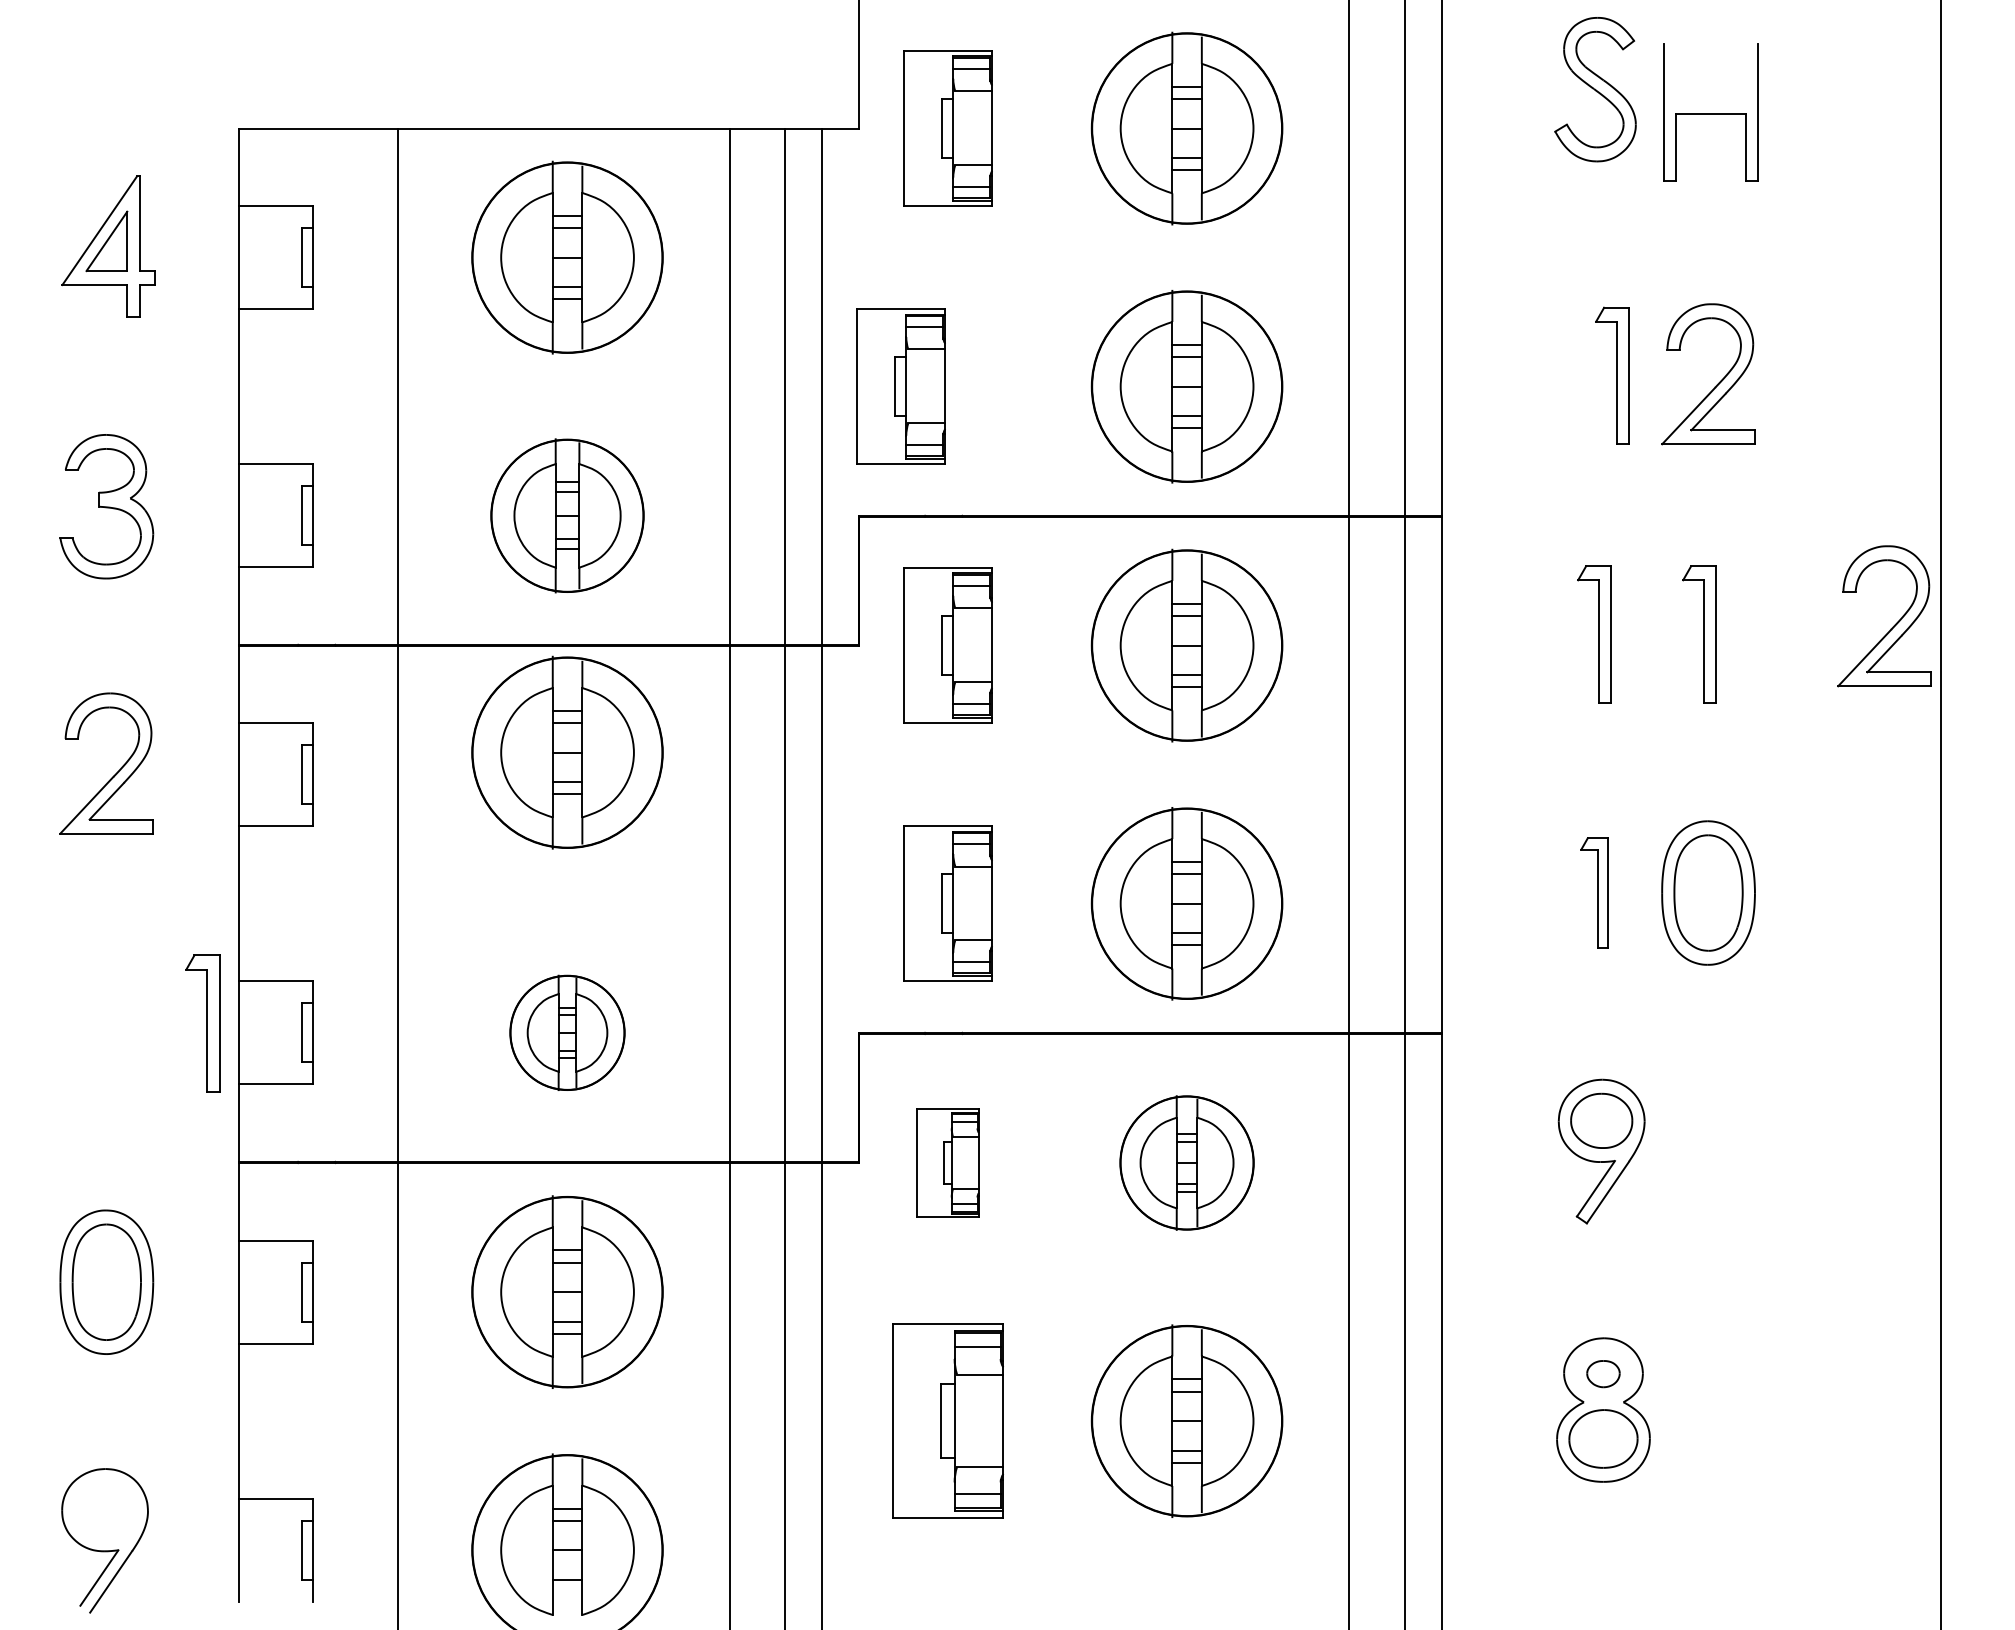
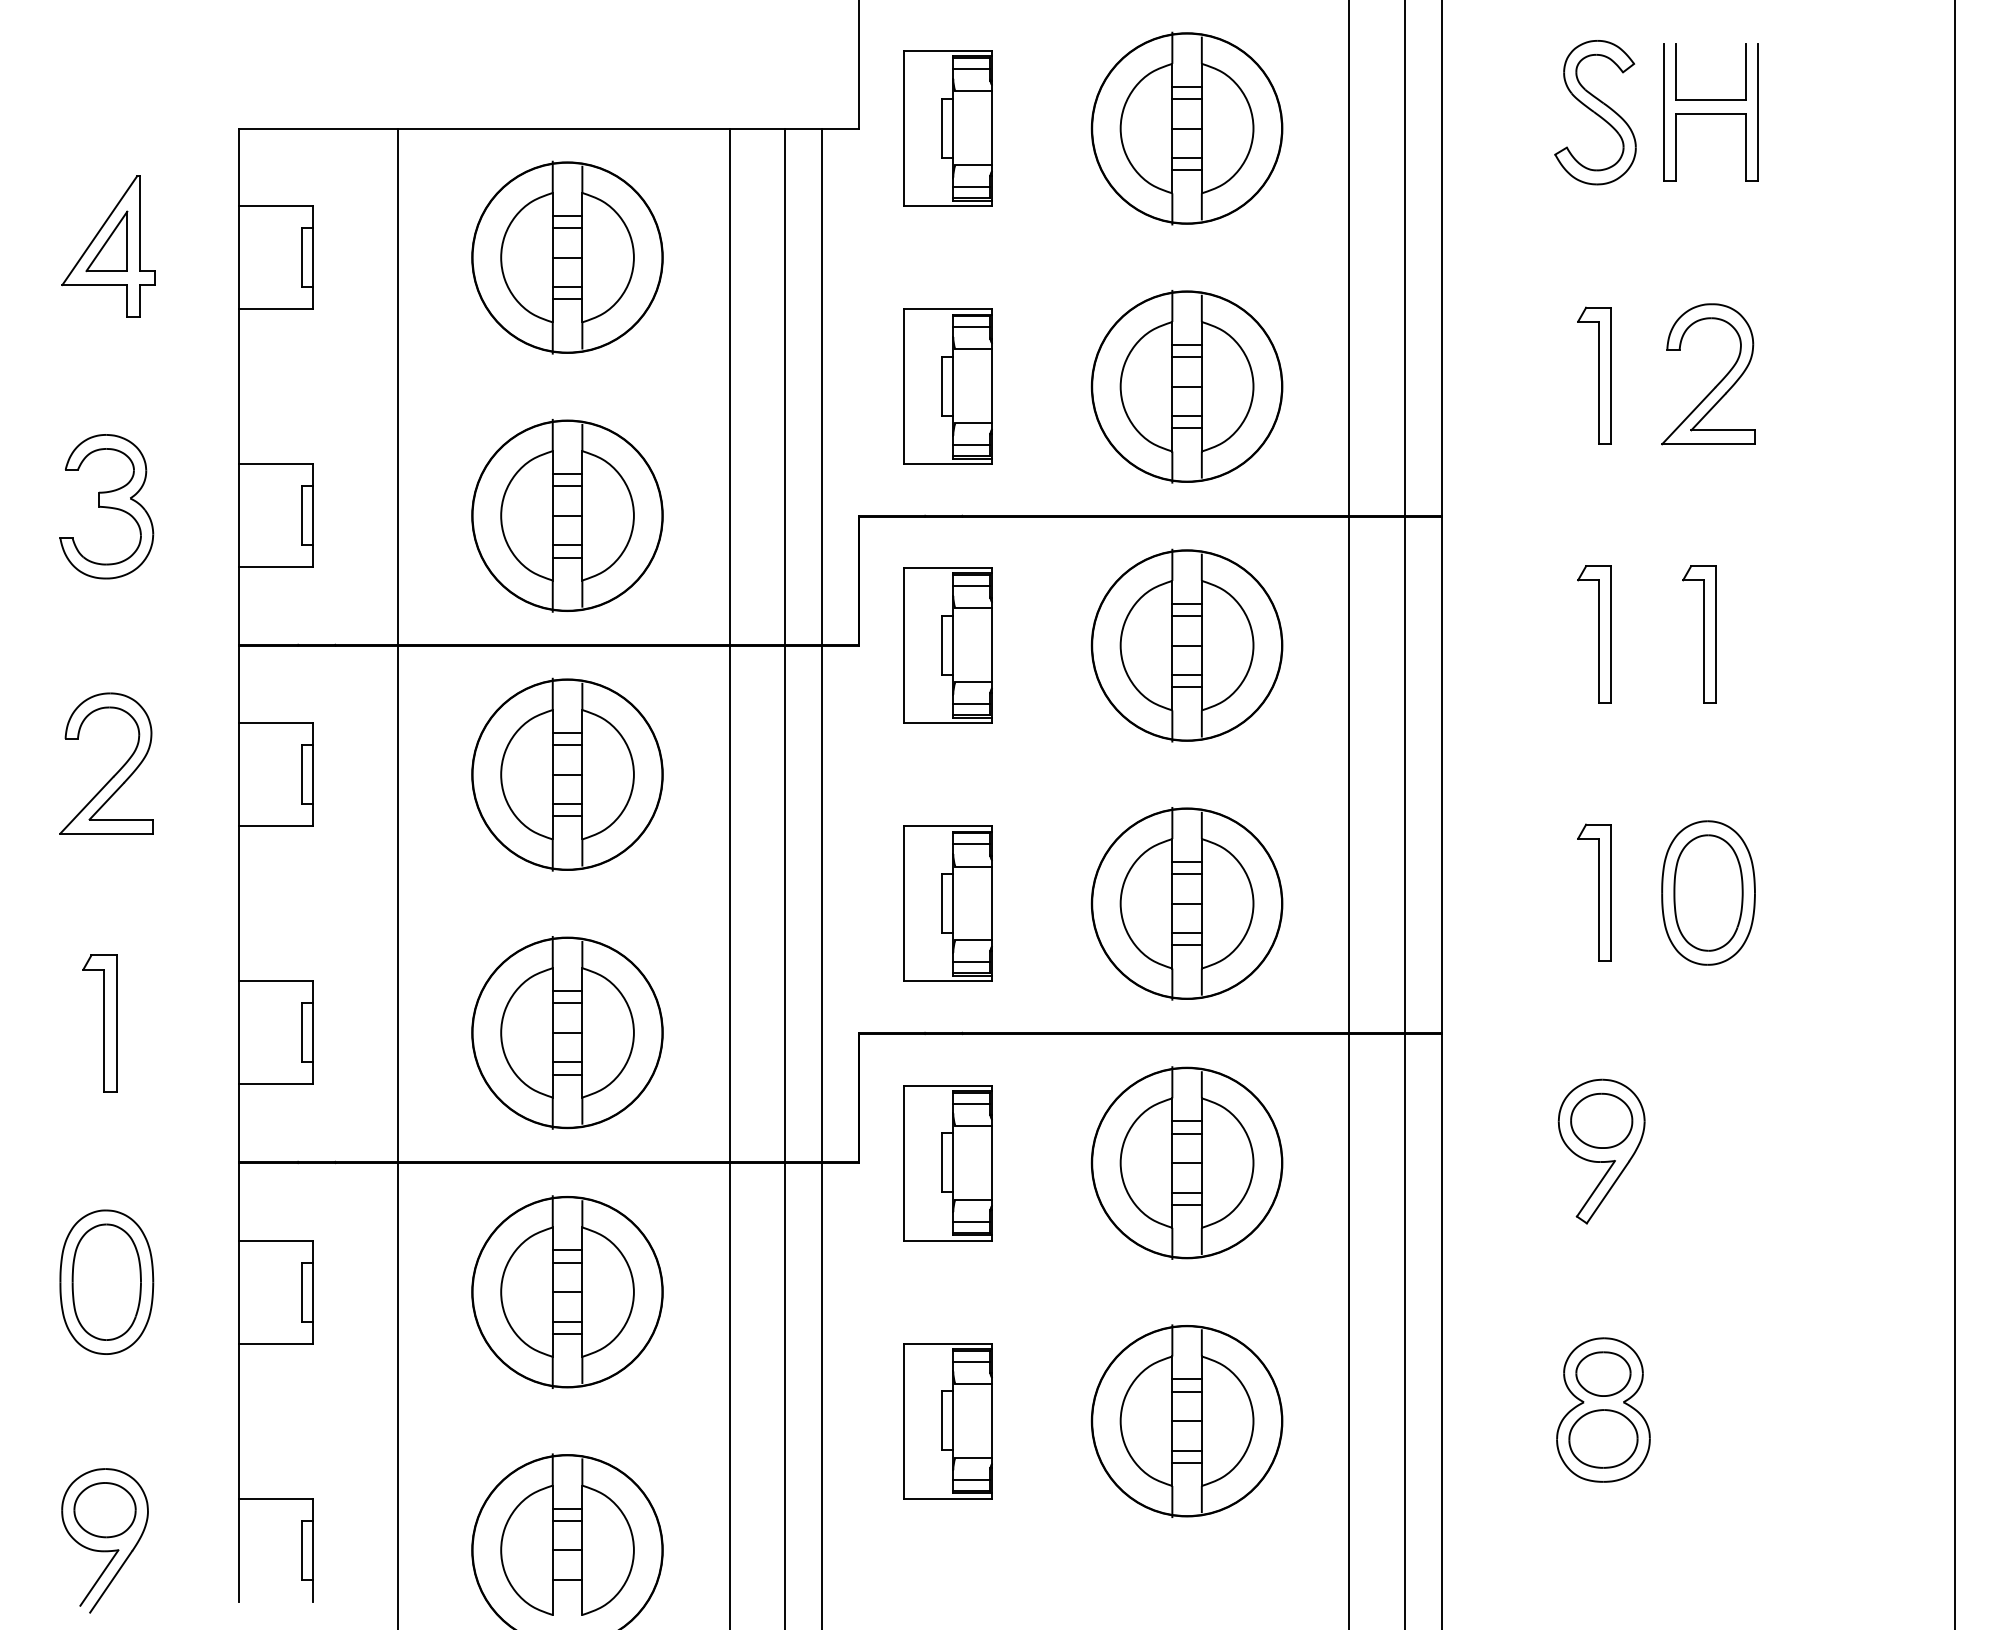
part position: (1595, 89) -> (1595, 112) (1595, 112)
part: none -> present (1710, 99)
part position: (1612, 375) -> (1594, 375) (1594, 375)
part position: (900, 386) -> (947, 386) (947, 386)
part size: 155x156 px -> 193x194 px (567, 515)
part: present -> none (1893, 625)
part position: (567, 752) -> (567, 774) (567, 774)
line position: (1940, 814) -> (1954, 814) (1954, 814)
part size: 29x112 px -> 35x139 px (1594, 892)
part position: (202, 1023) -> (99, 1023) (99, 1023)
part size: 117x117 px -> 193x194 px (567, 1032)
part size: 64x110 px -> 90x157 px (947, 1163)
part size: 136x136 px -> 194x194 px (1186, 1162)
part size: 35x29 px -> 57x46 px (1603, 1373)
part size: 112x196 px -> 90x157 px (947, 1421)
part: none -> present (104, 1510)
